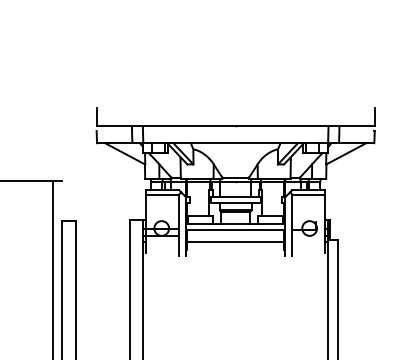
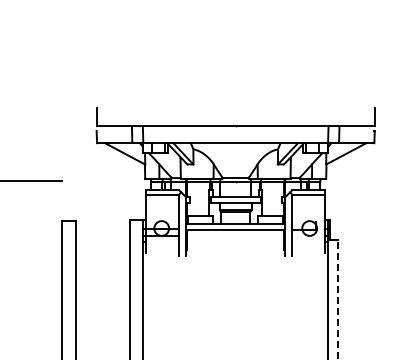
line: present -> none (235, 242)
line: present -> none (52, 268)
line: solid -> dashed (338, 299)
